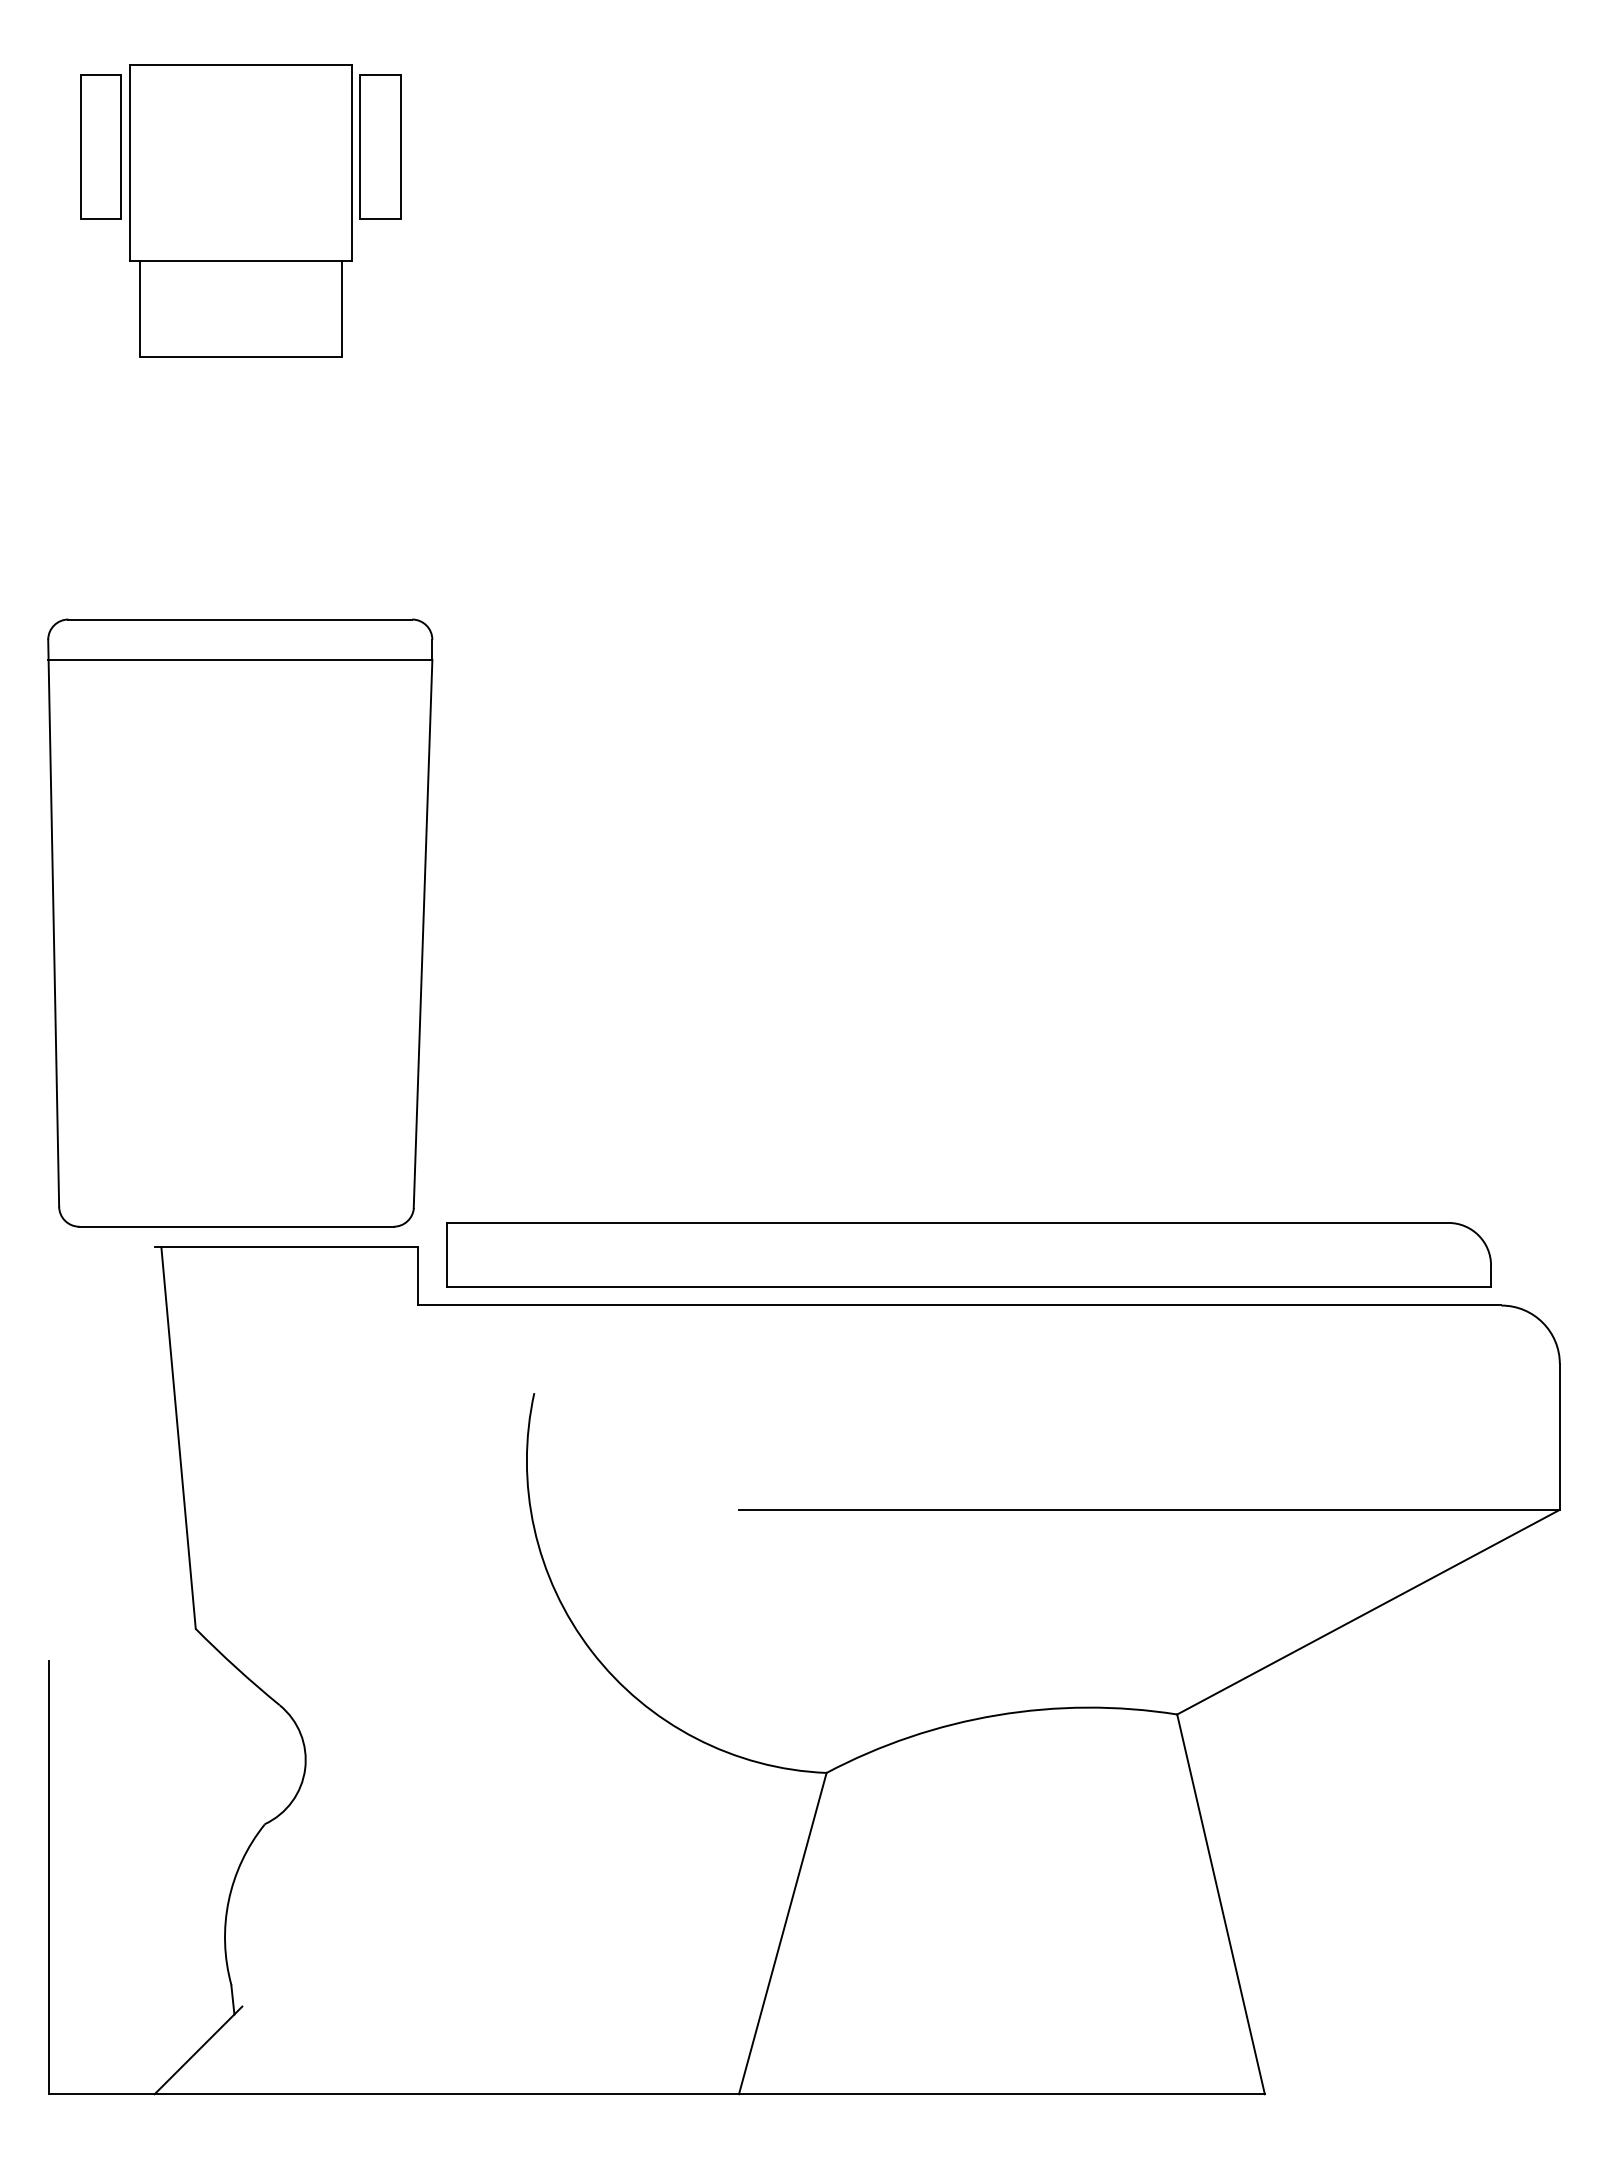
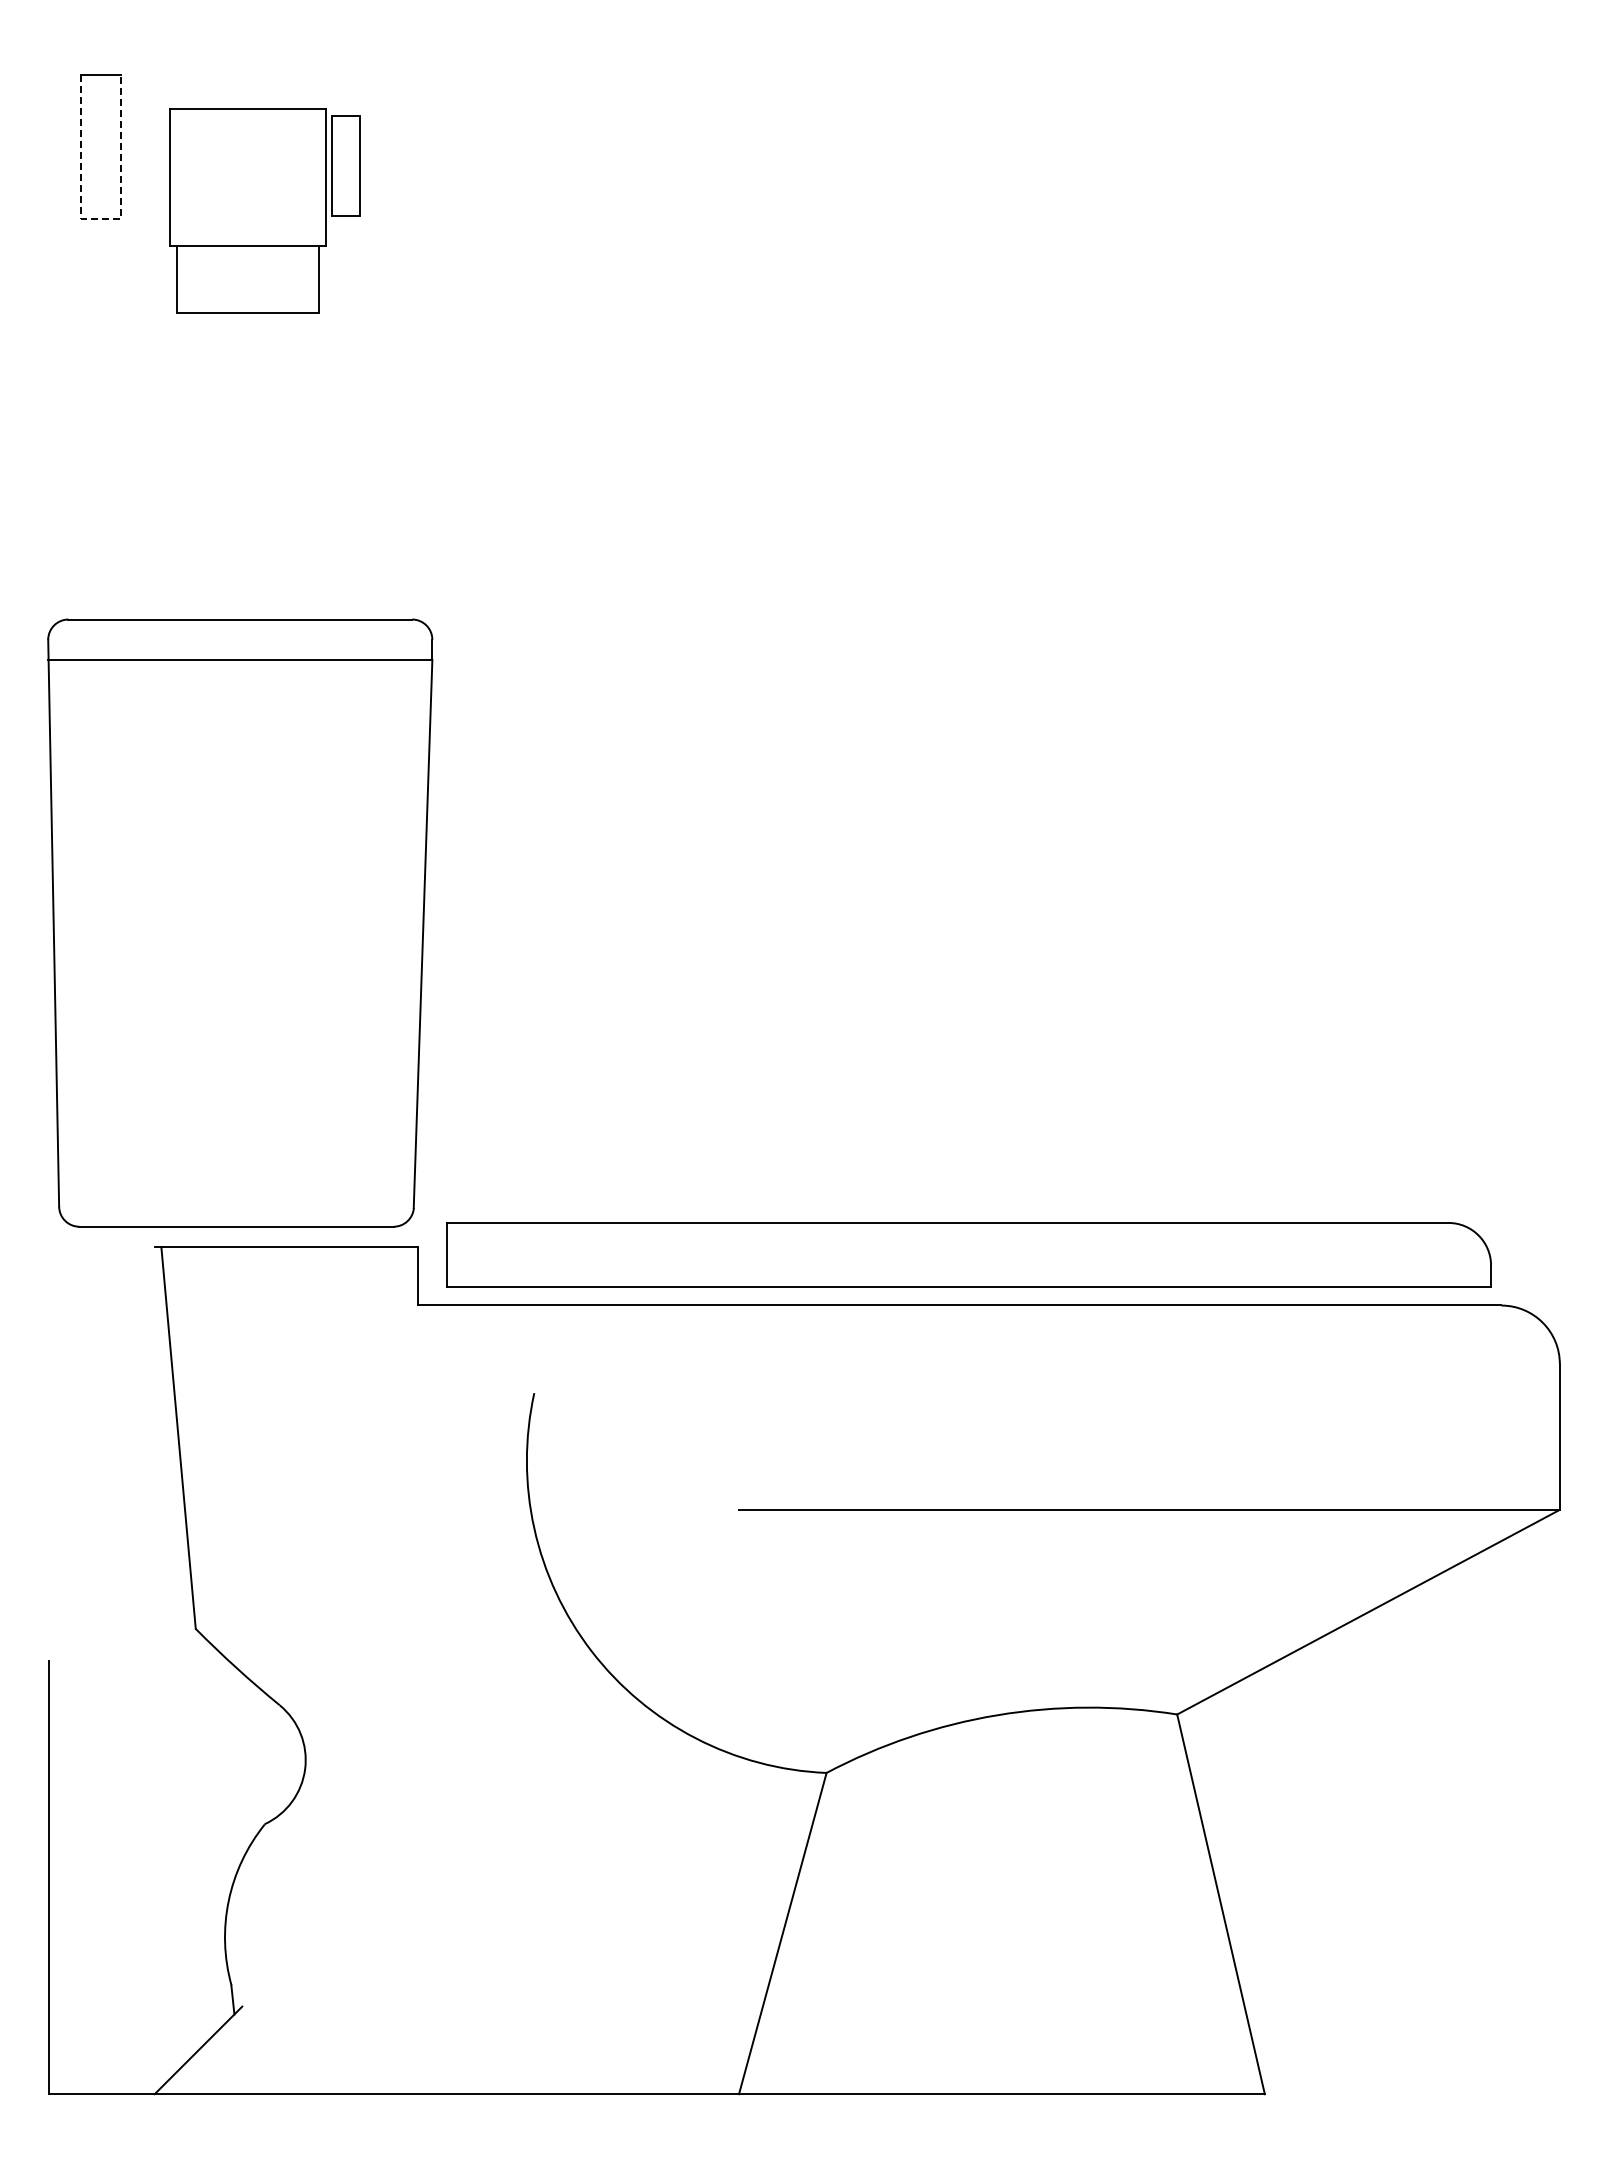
part size: 273x294 px -> 192x206 px (264, 210)
line: solid -> dashed (101, 218)
